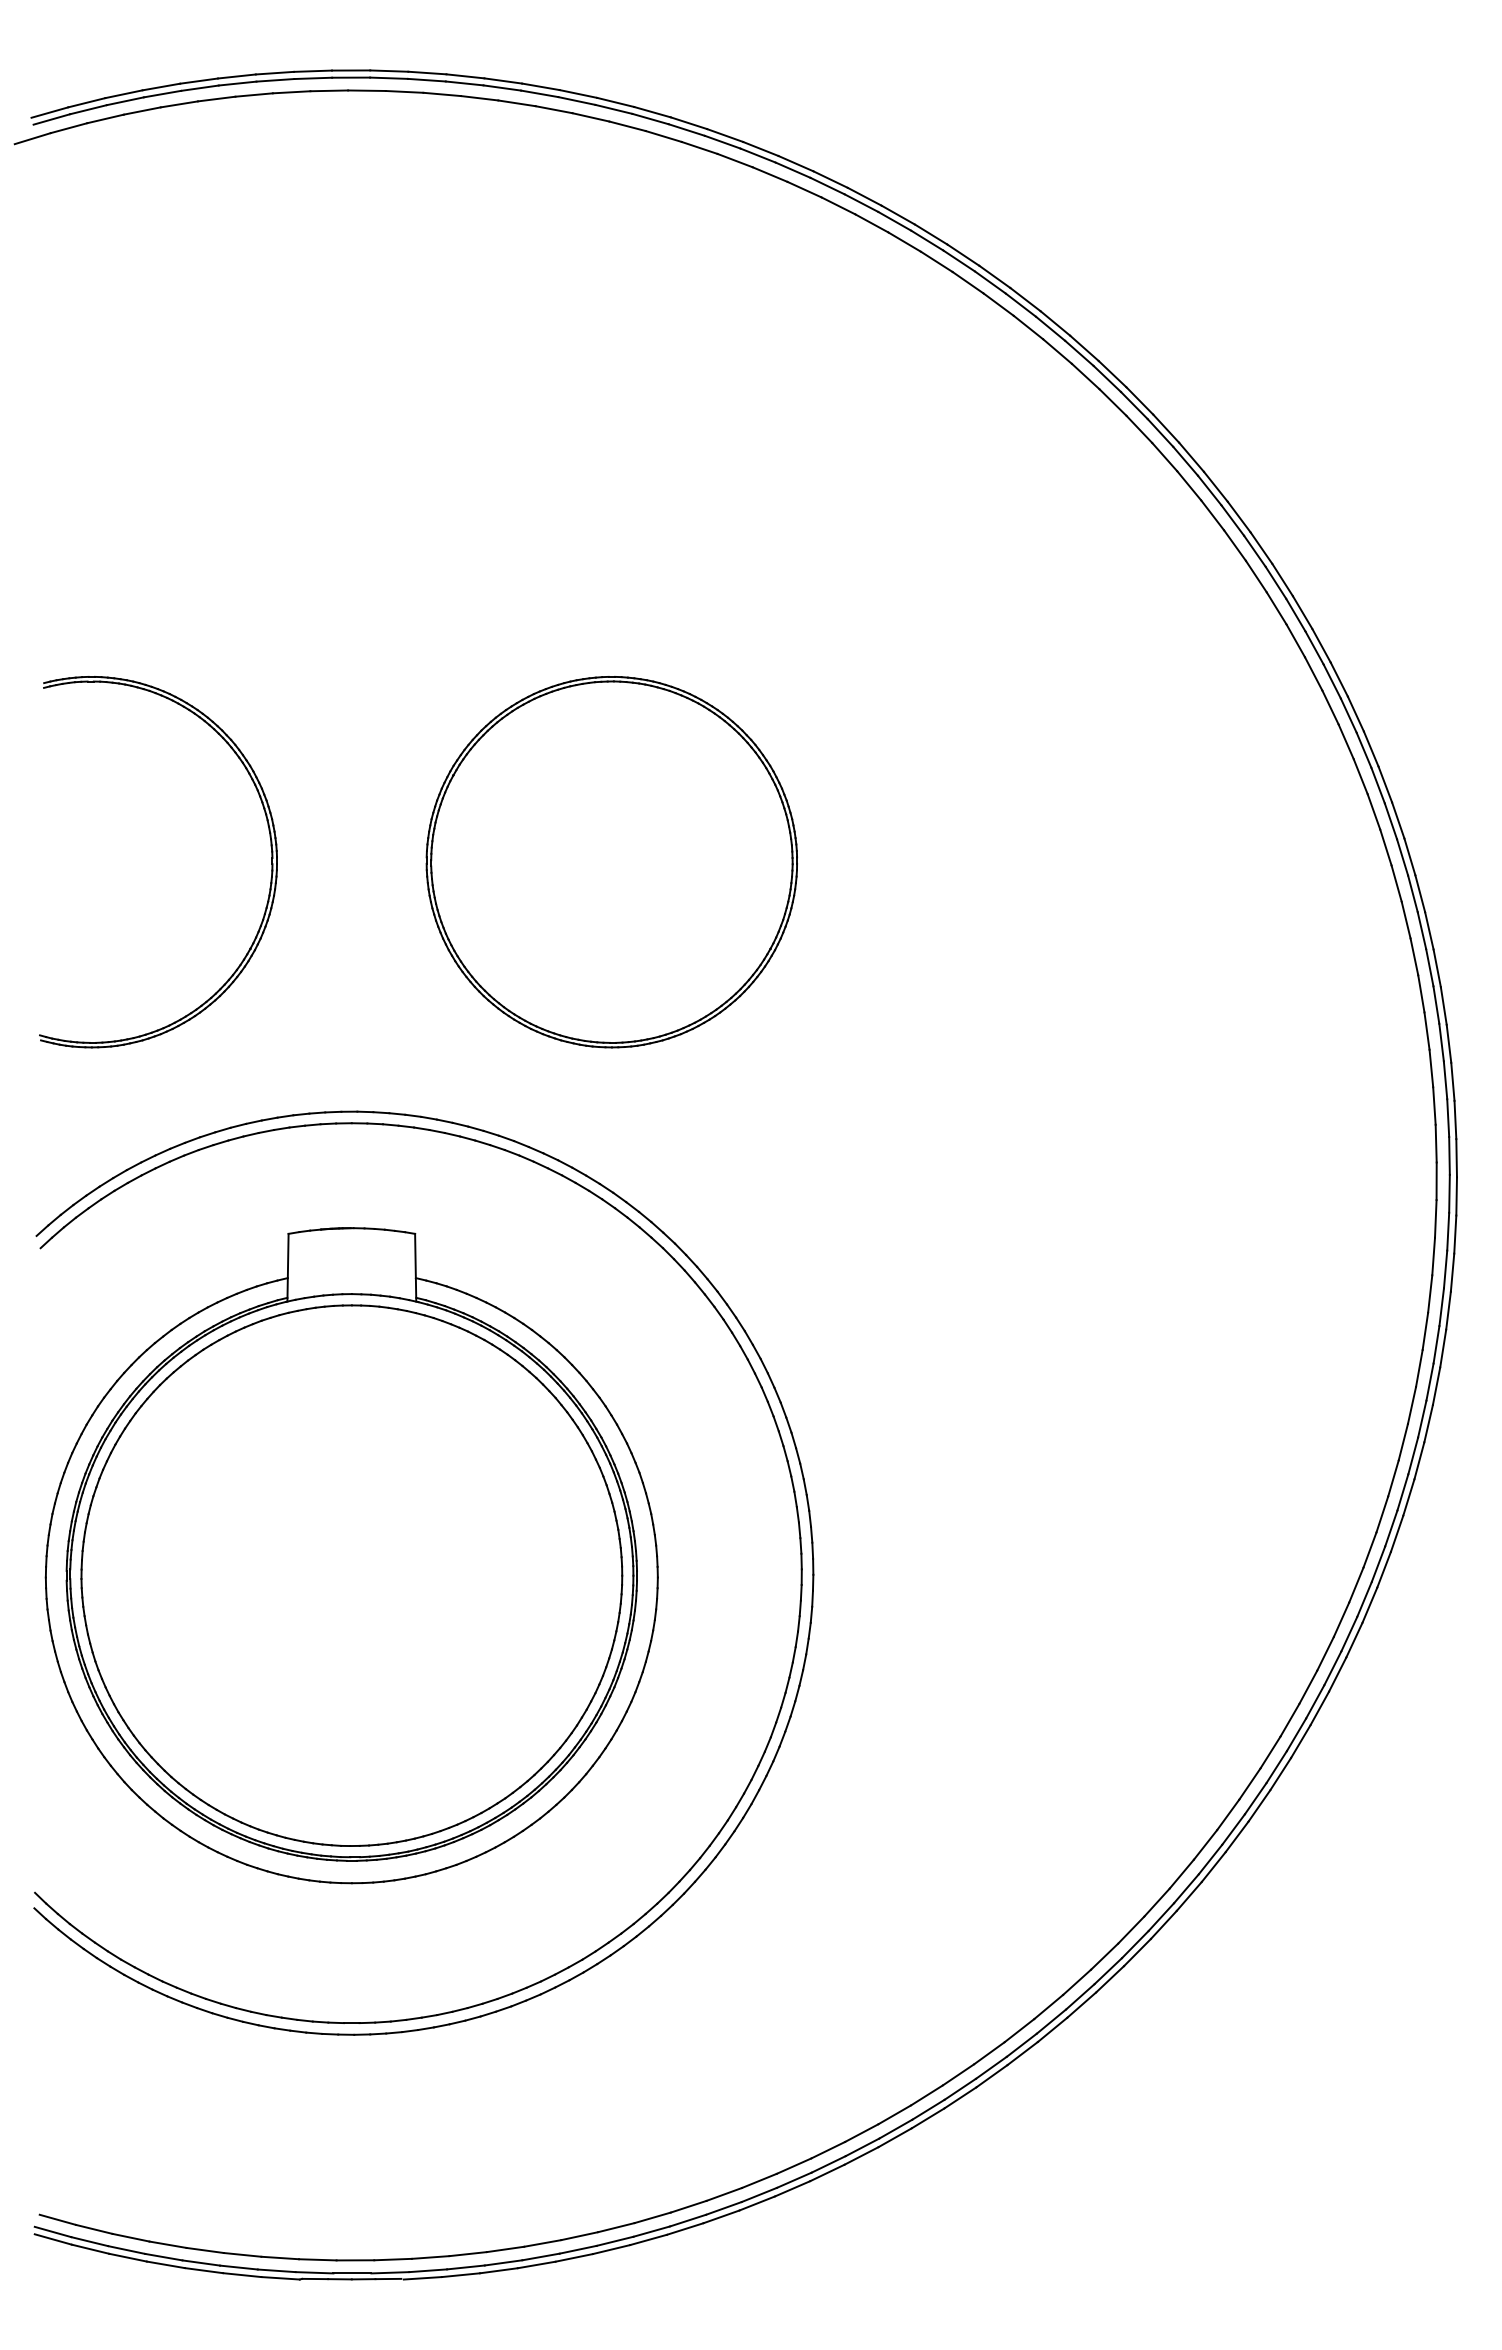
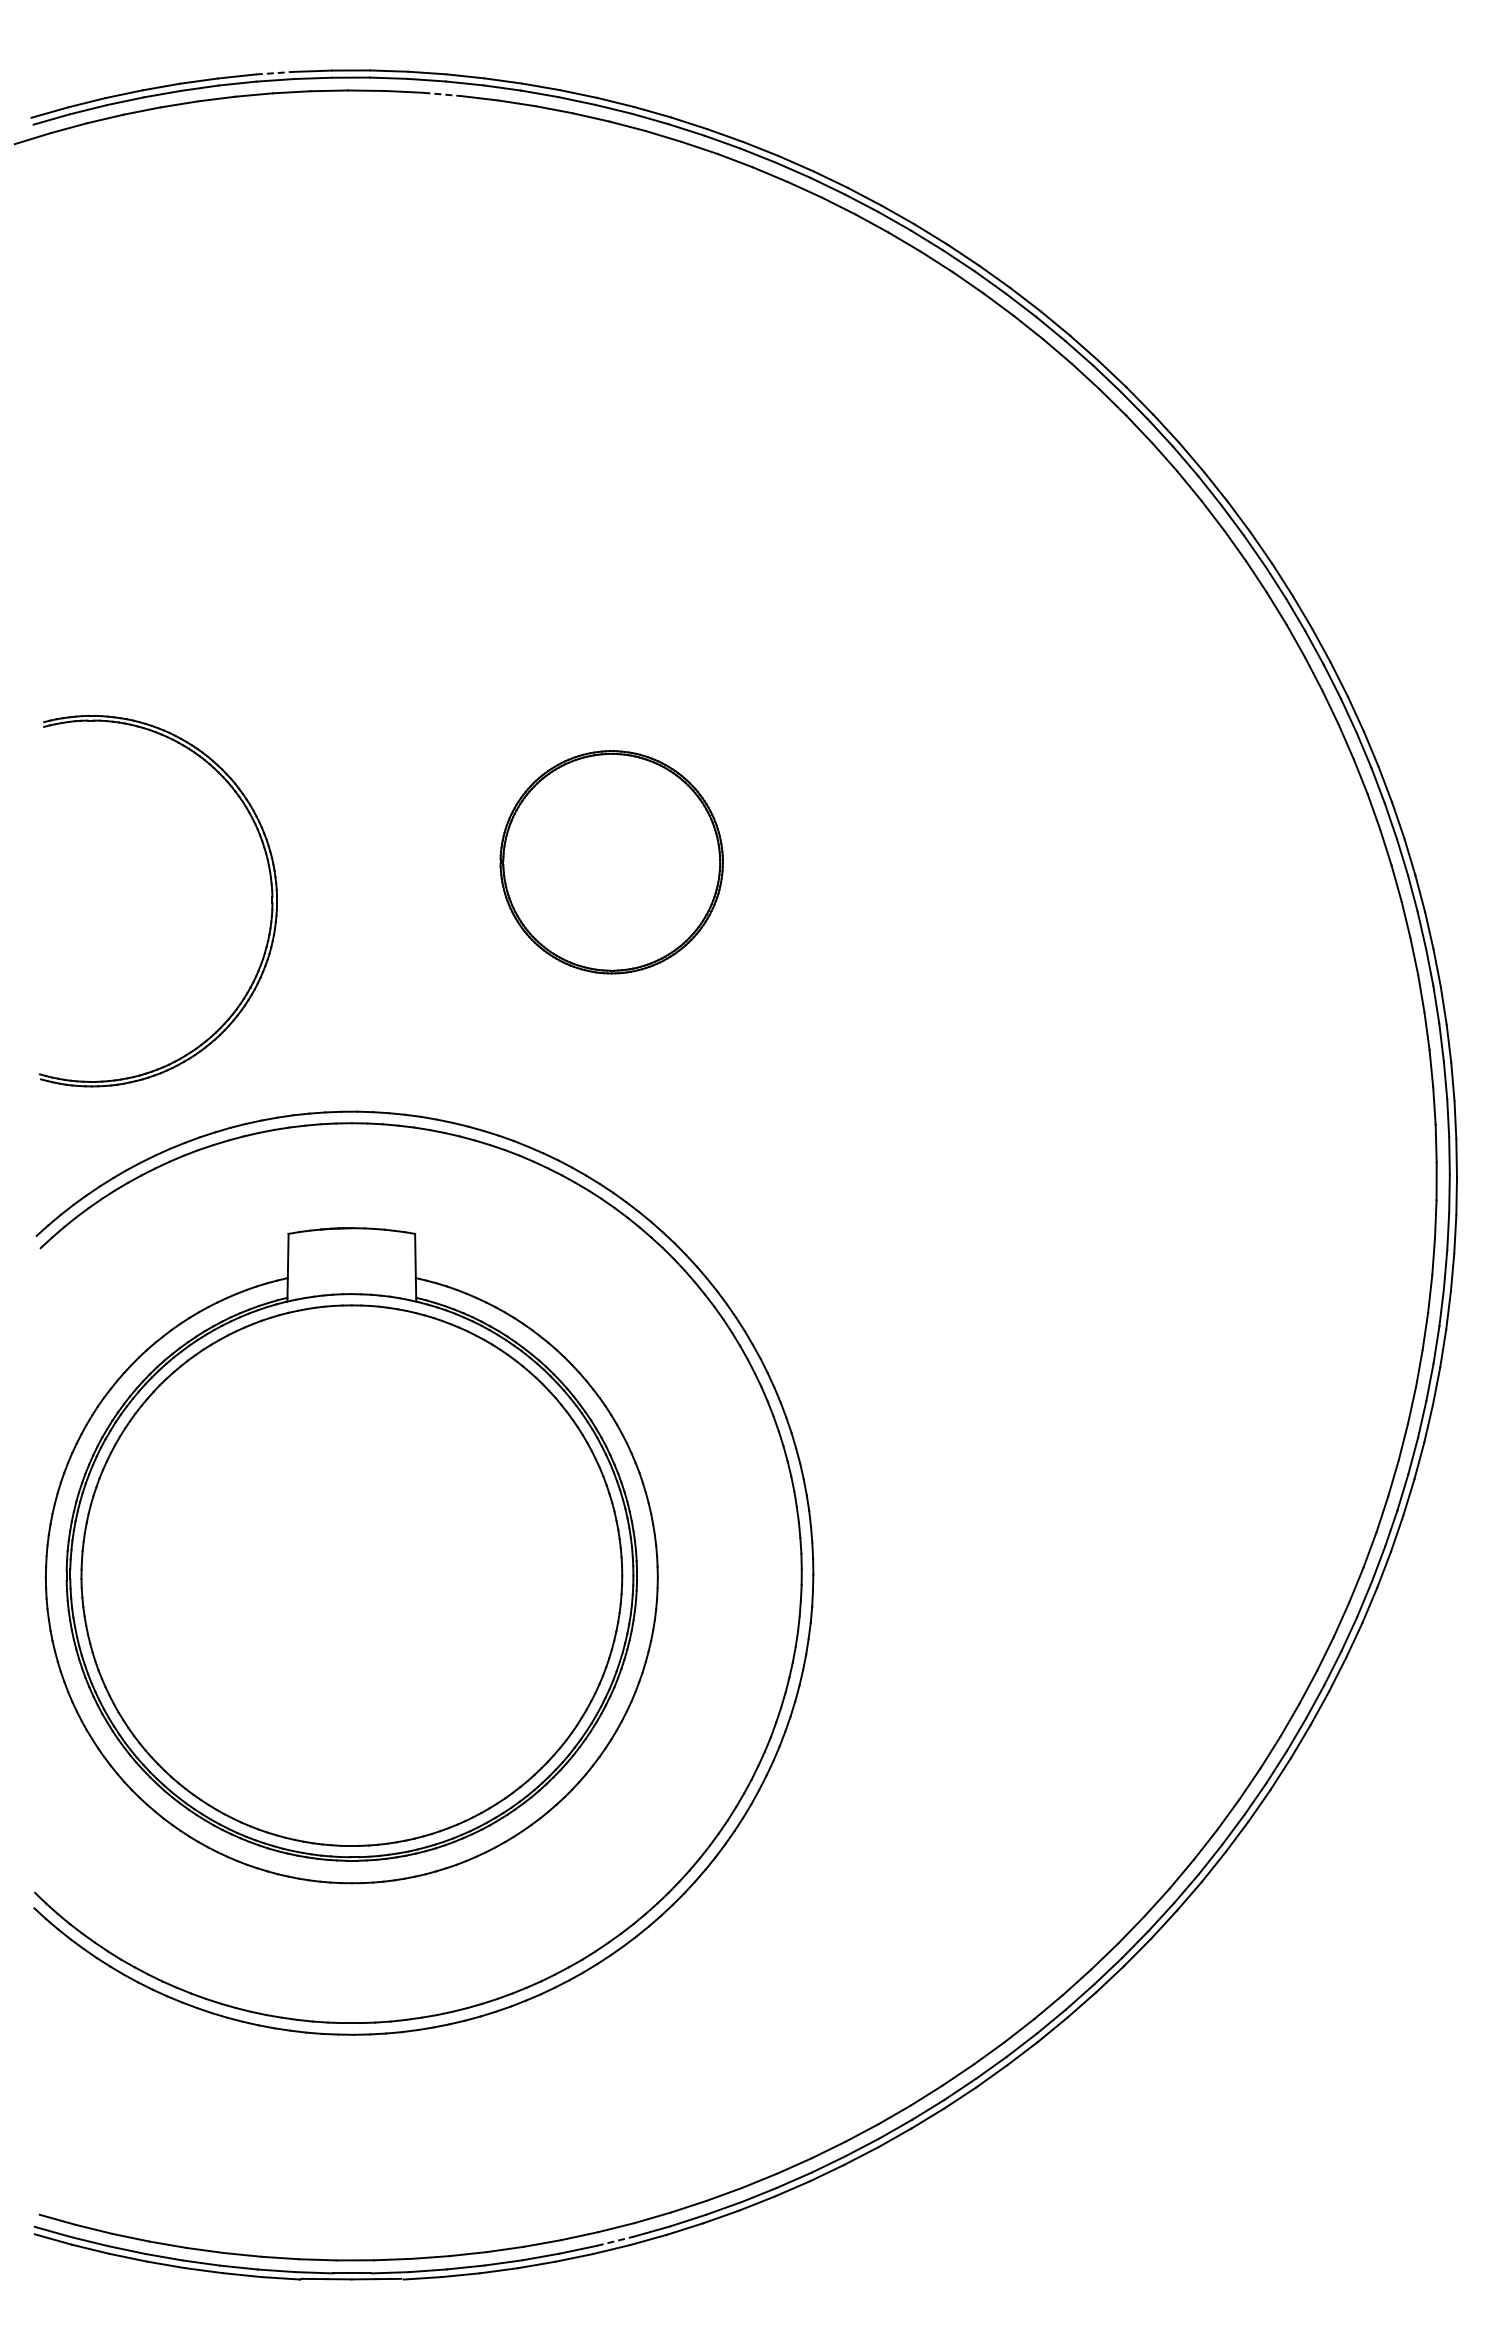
line: solid -> dashed (275, 73)
line: solid -> dashed (442, 94)
part position: (271, 862) -> (271, 901) (271, 901)
part size: 373x373 px -> 225x225 px (611, 862)
line: solid -> dashed (615, 2241)
